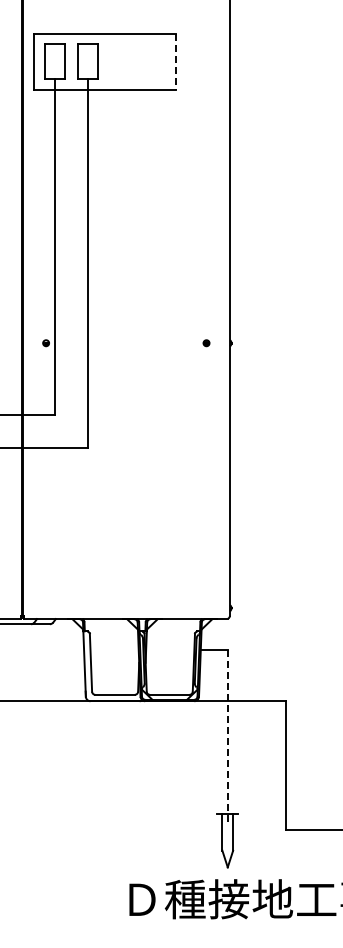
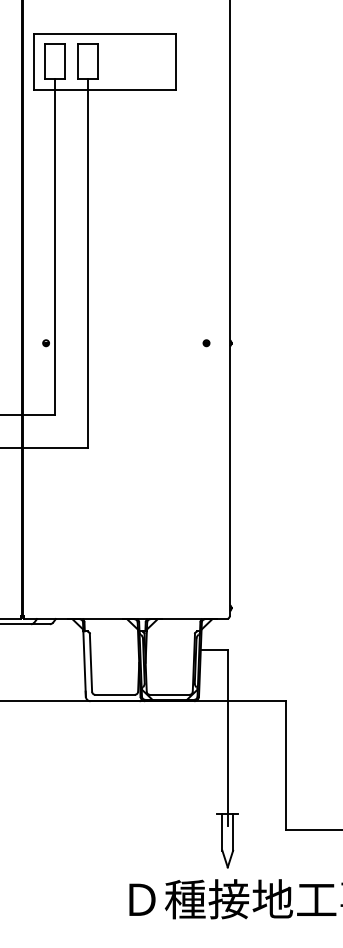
line: dashed -> solid (176, 62)
line: dashed -> solid (227, 737)
